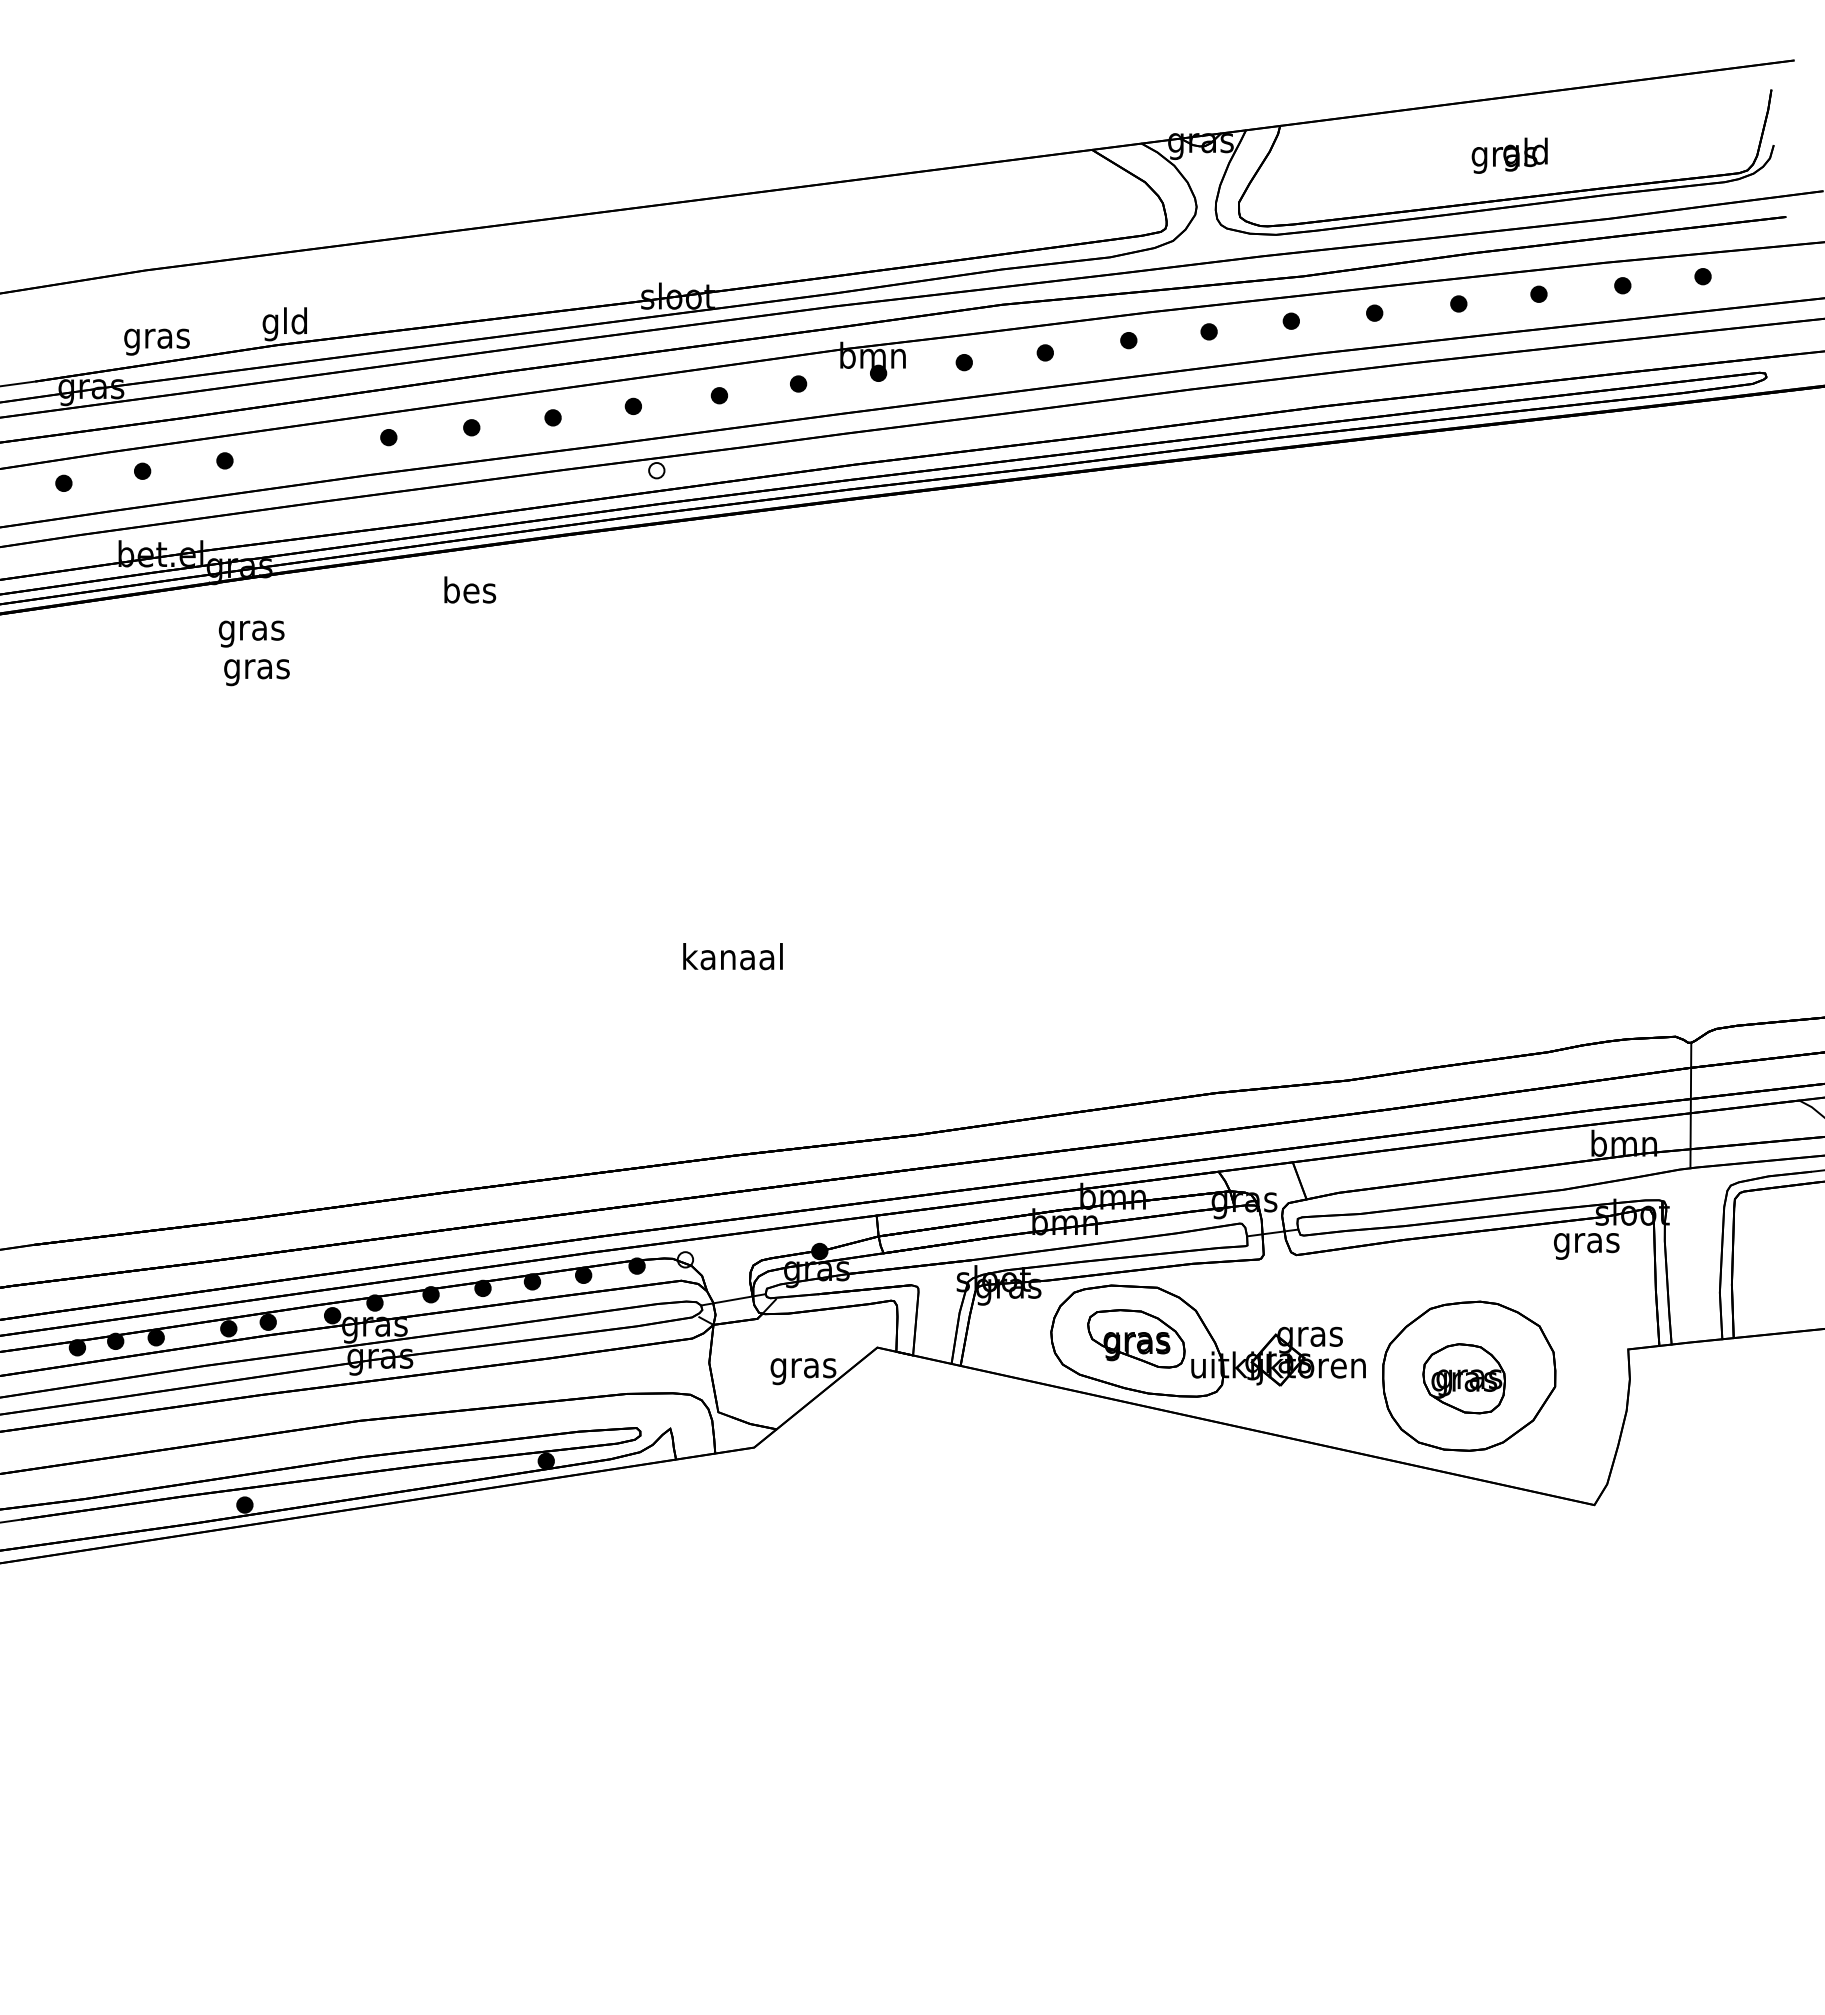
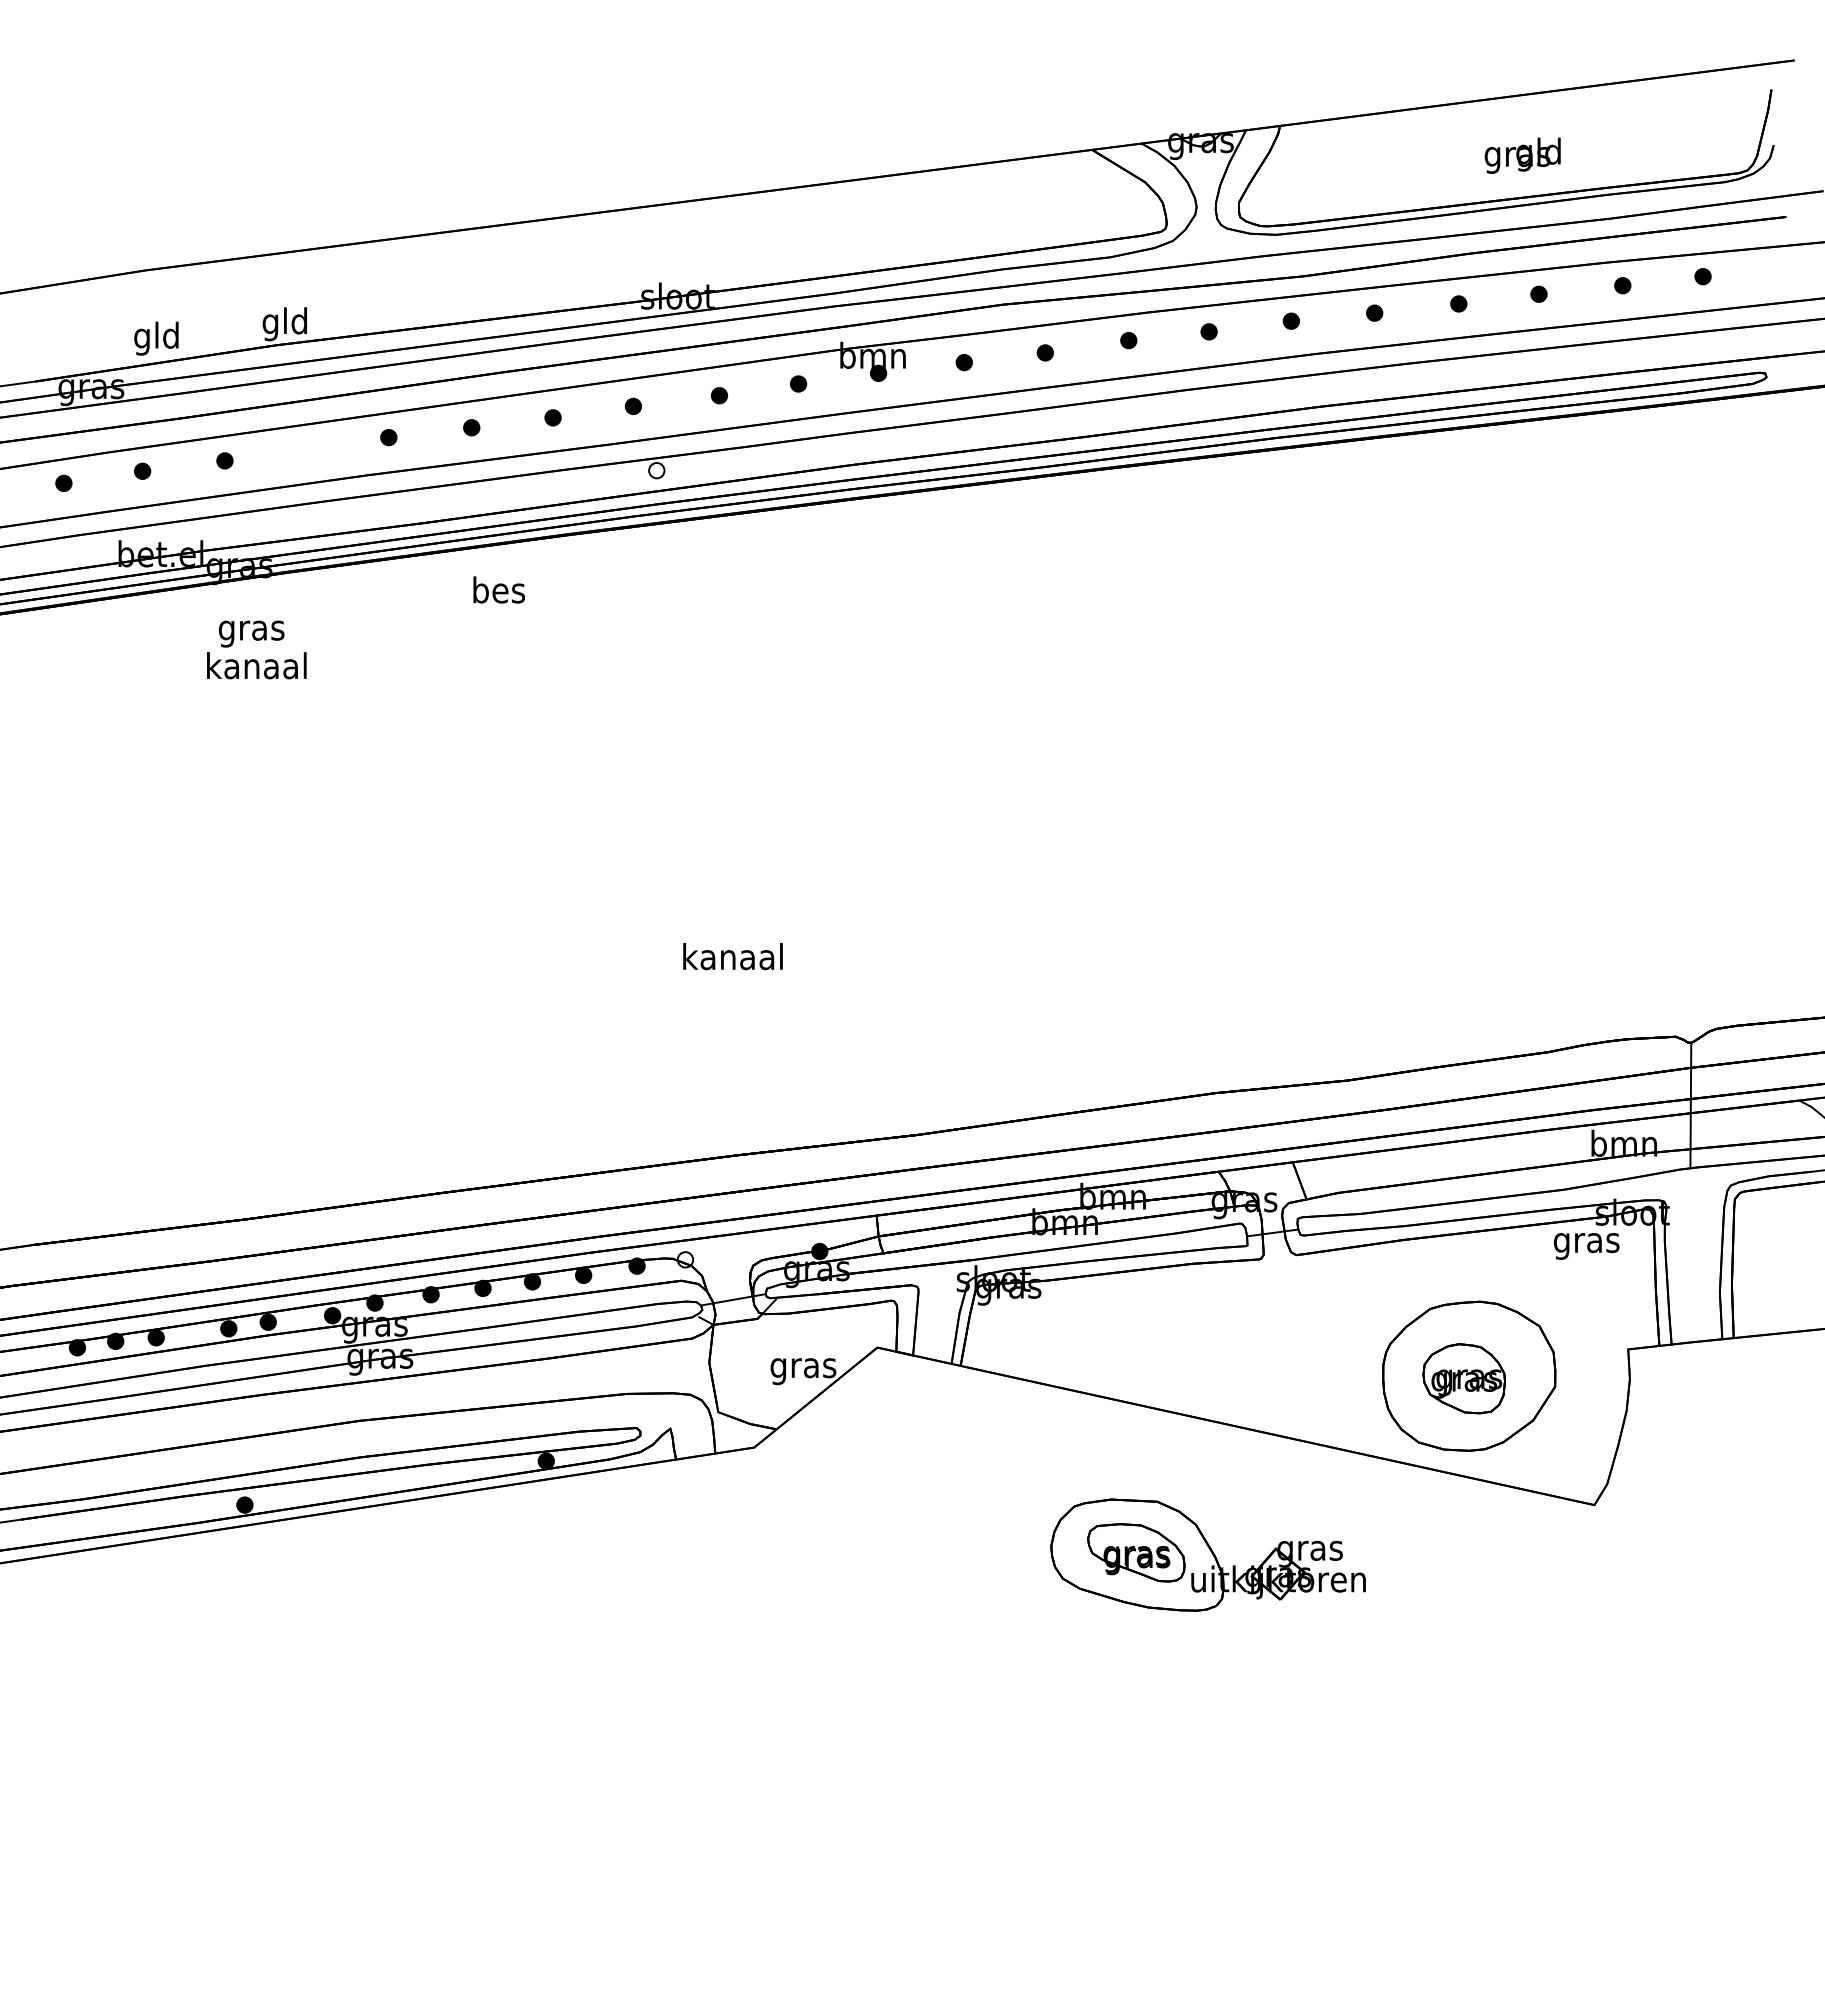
text position: (1509, 155) -> (1522, 155) (1522, 155)
text: gras -> gld (156, 338)
text position: (470, 589) -> (499, 589) (499, 589)
text: gras -> kanaal (256, 669)
part position: (1207, 1340) -> (1207, 1554) (1207, 1554)
